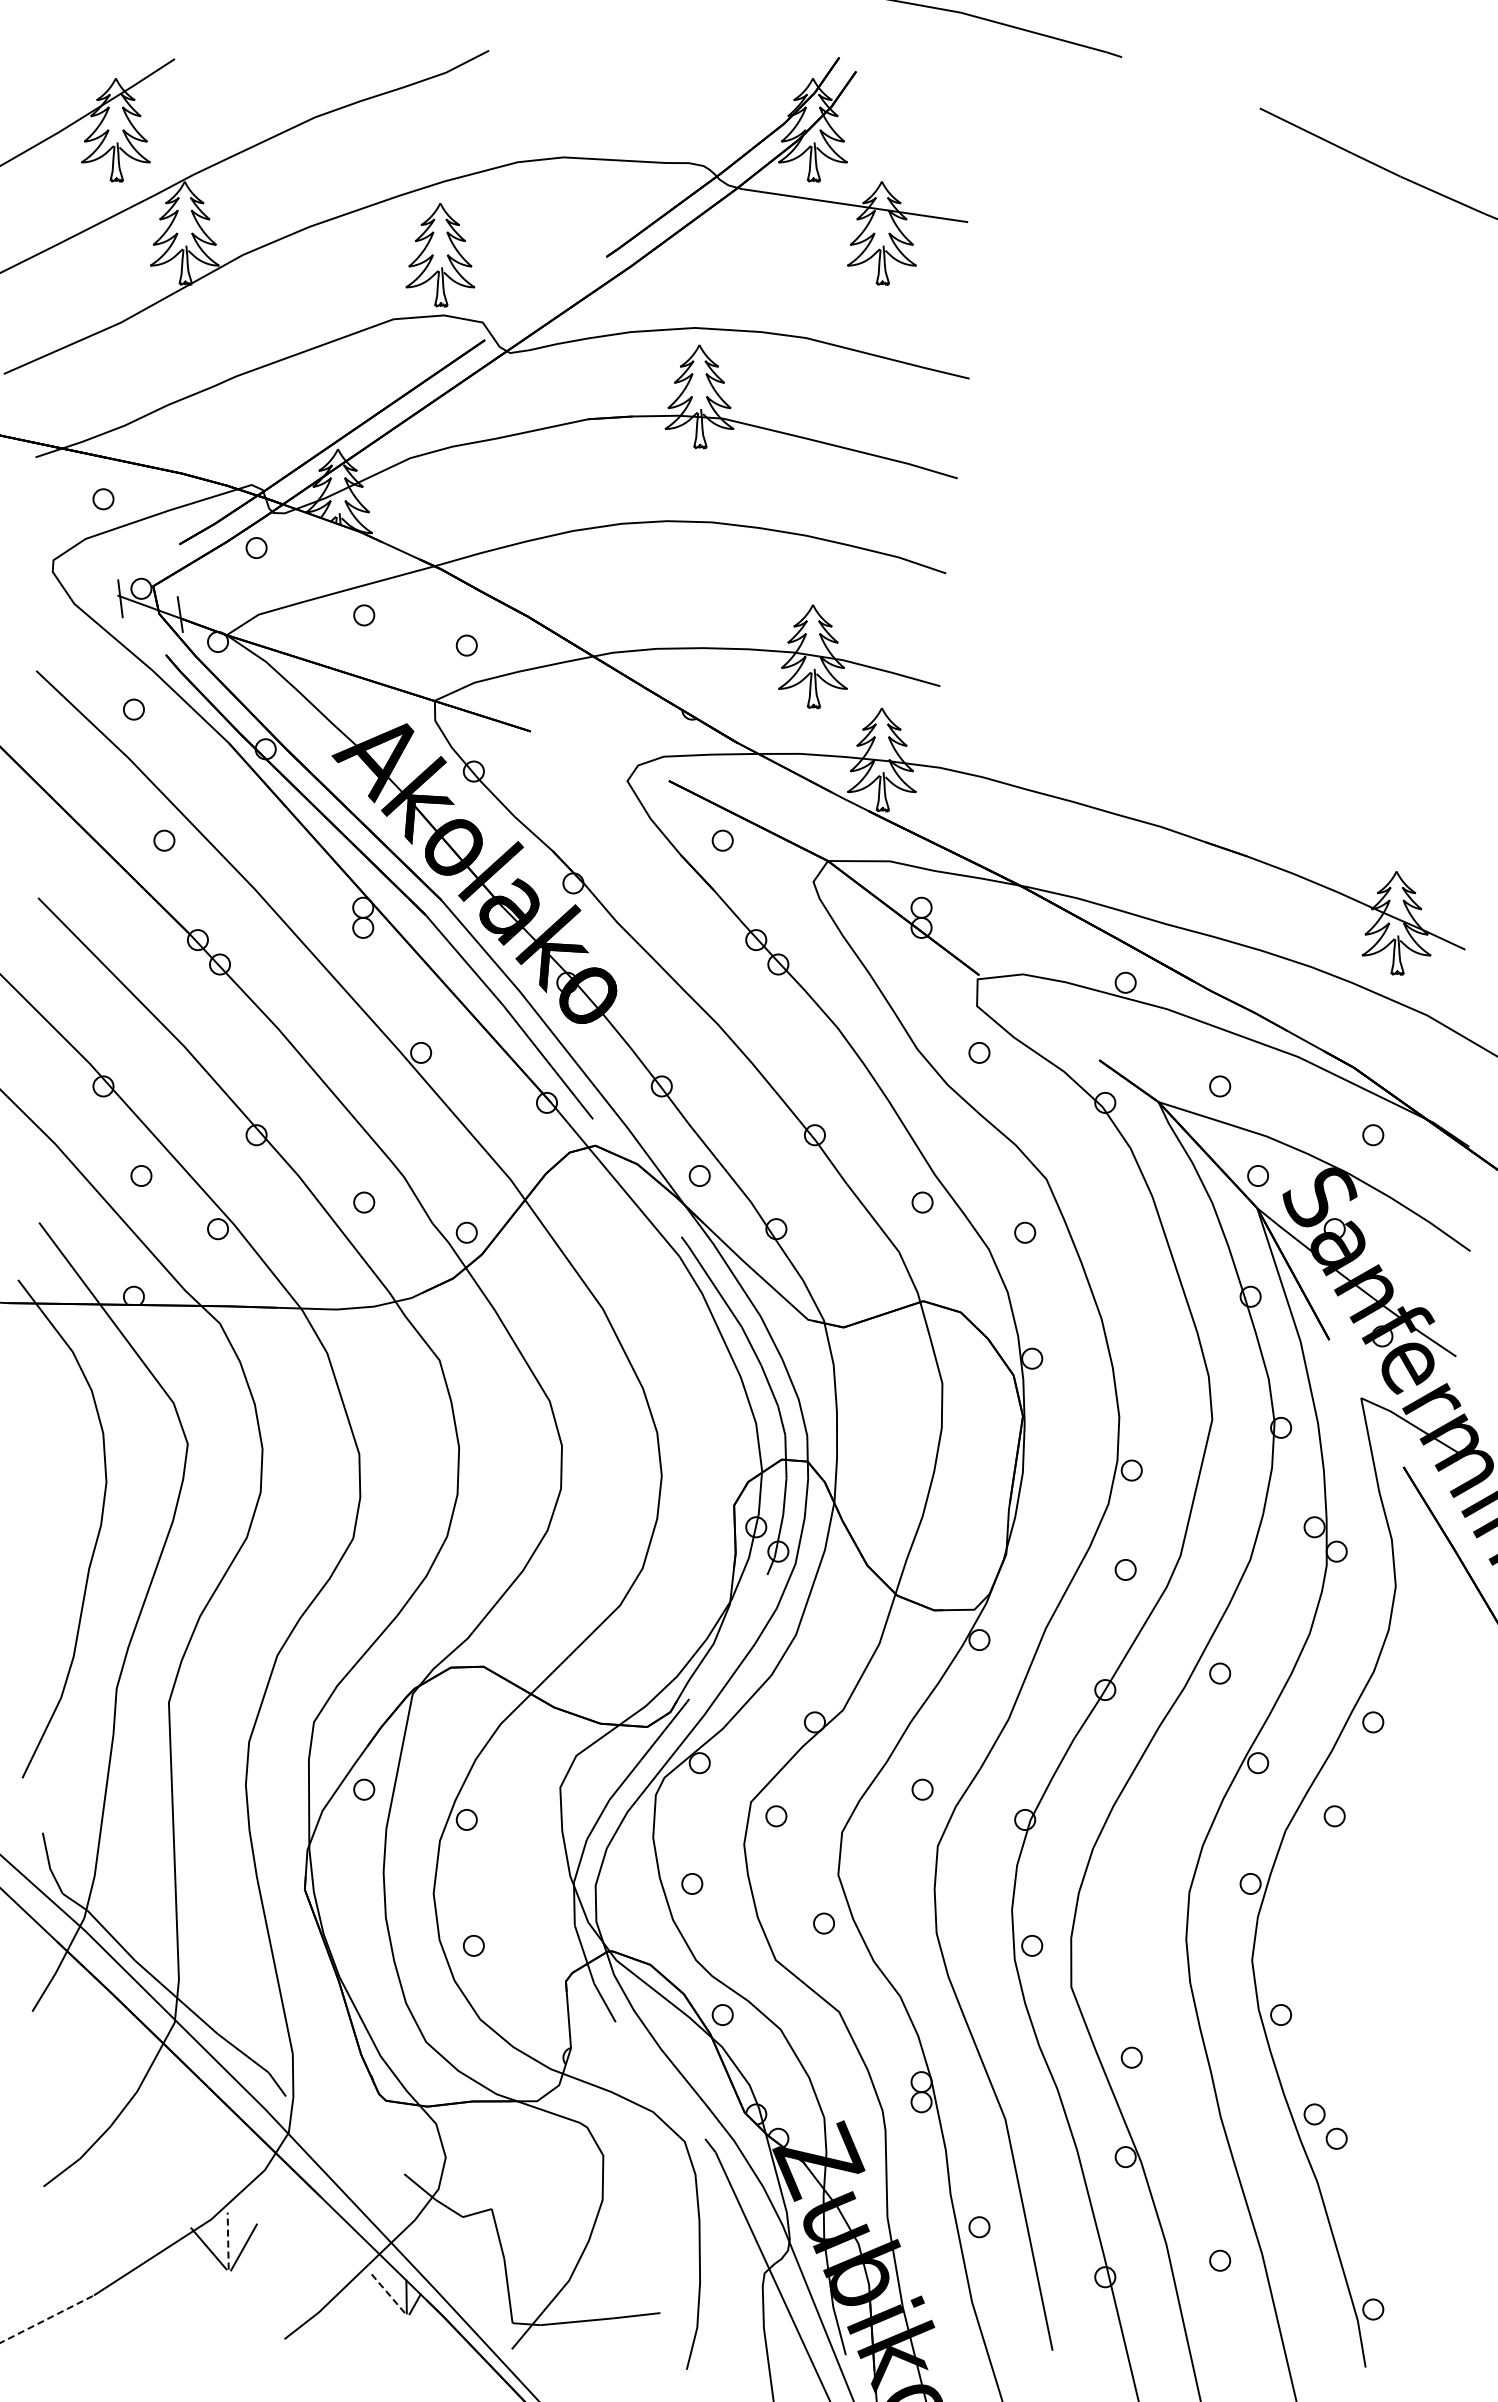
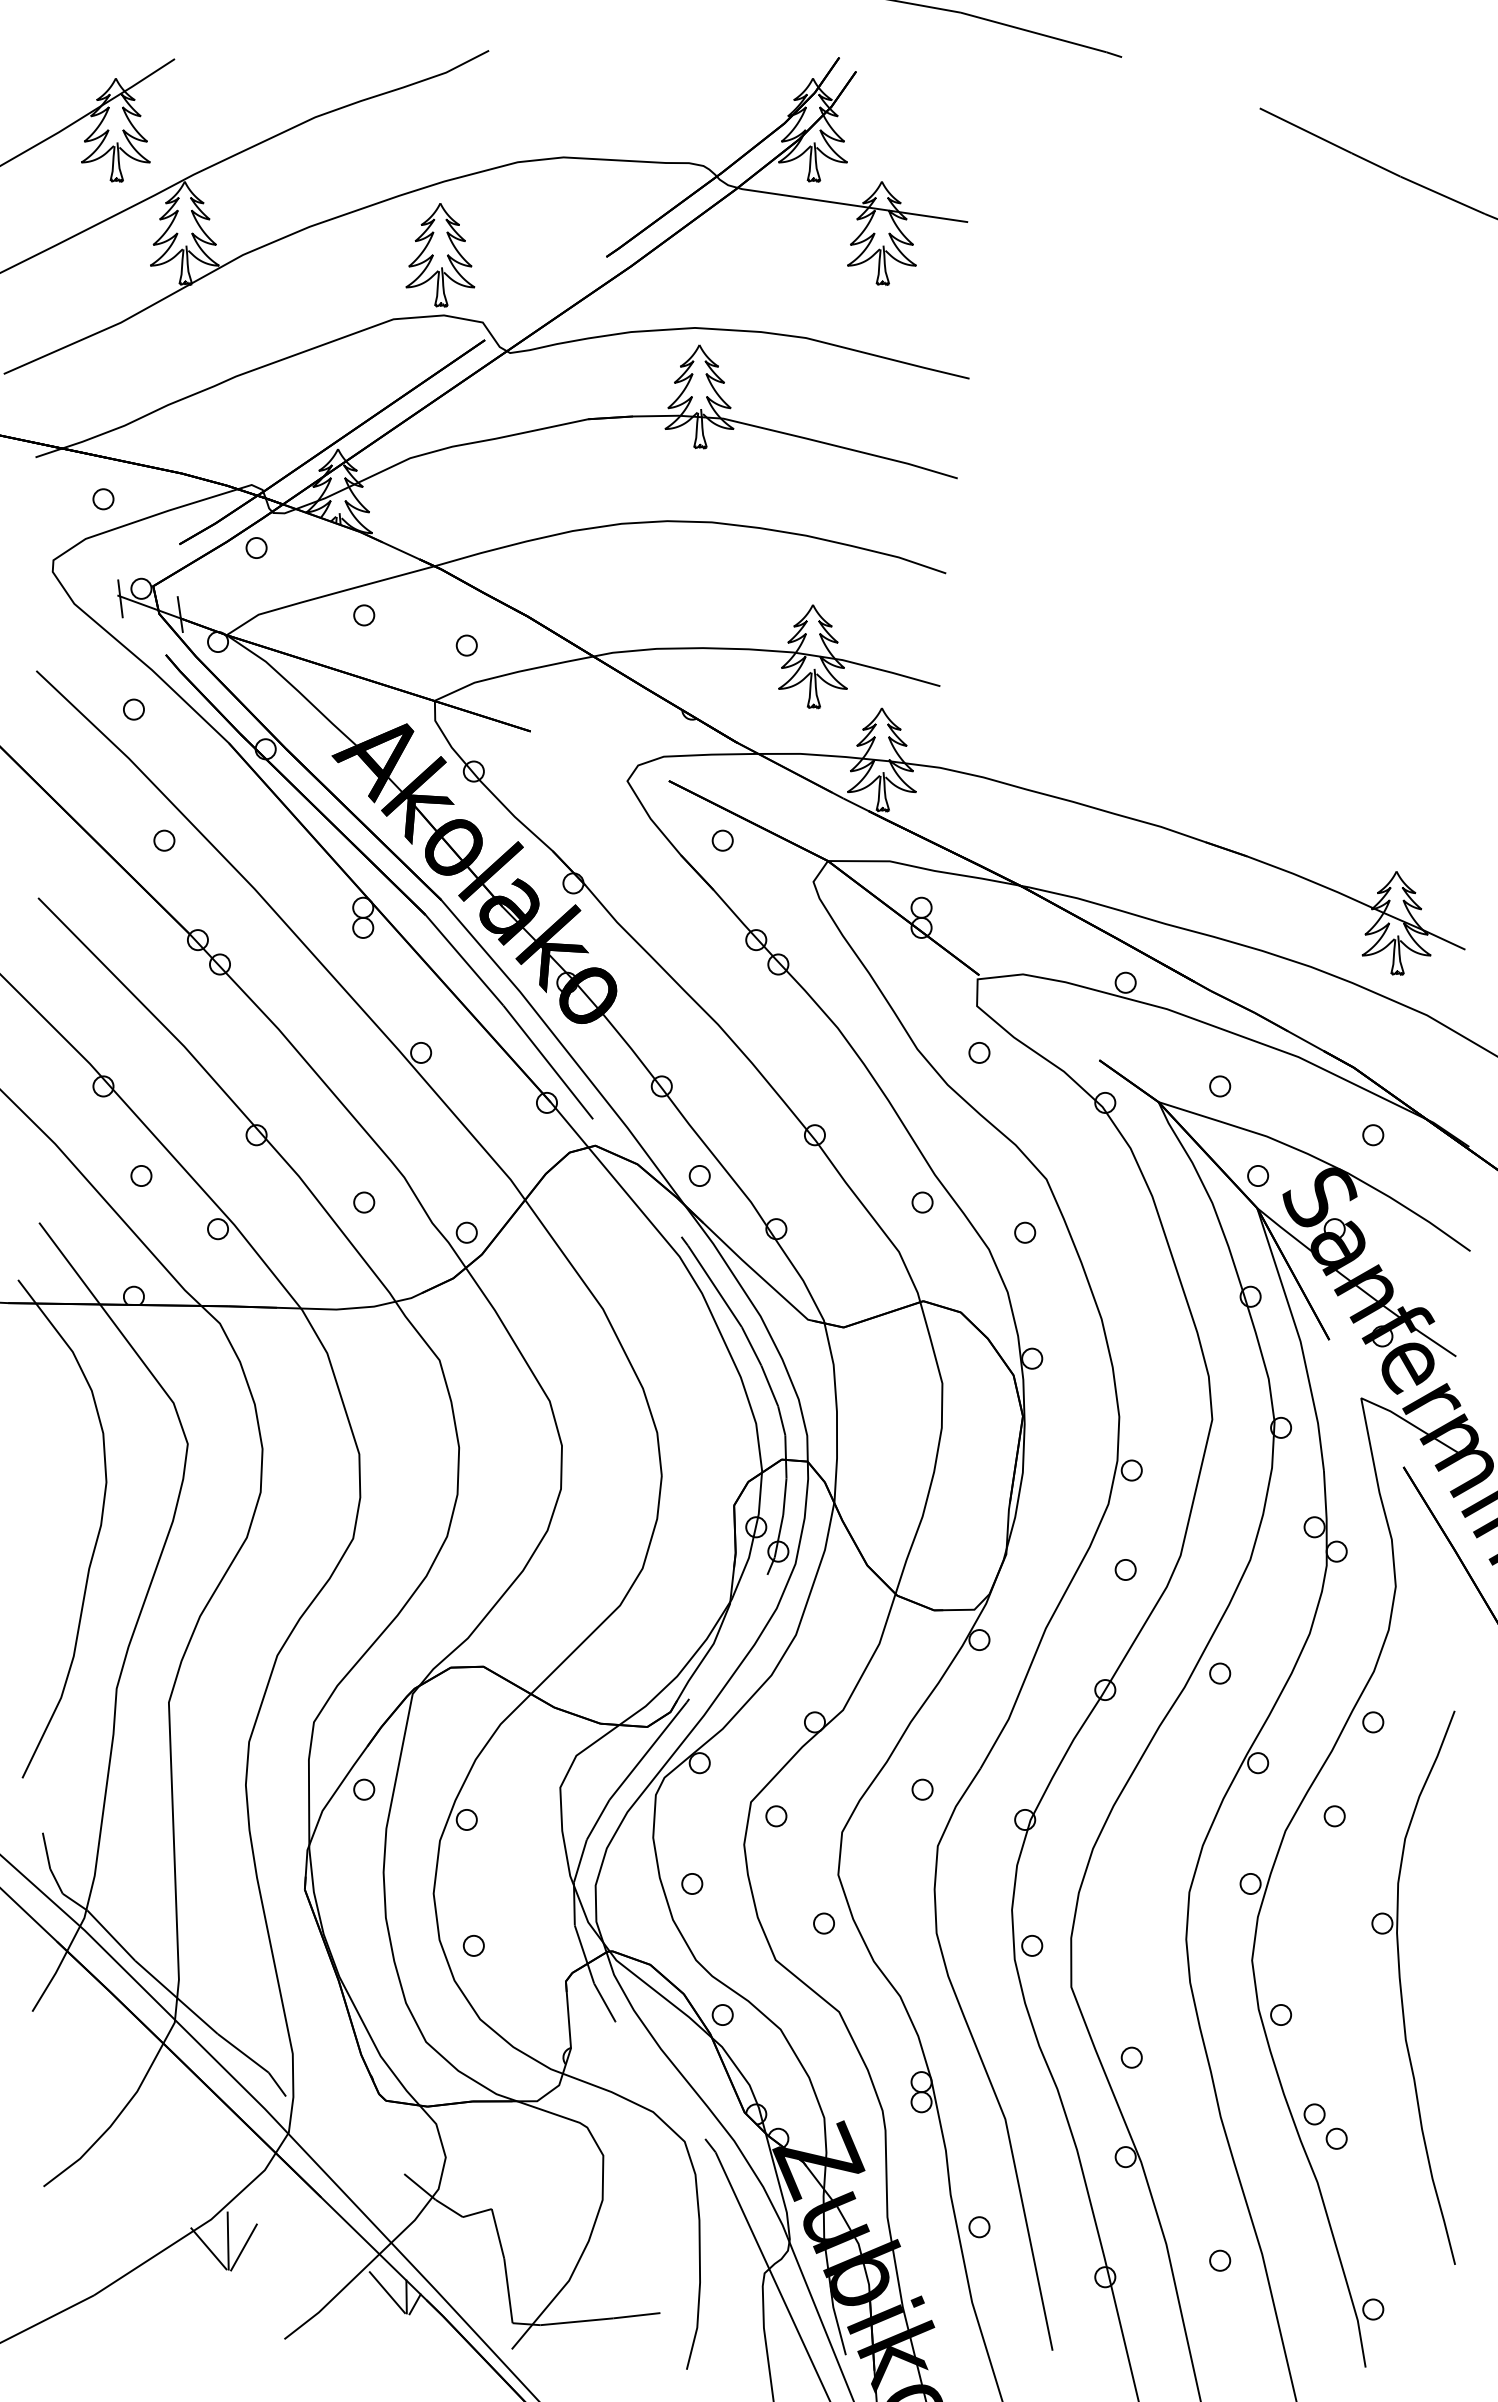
part: none -> present (1401, 1987)
line: dashed -> solid (228, 2241)
line: dashed -> solid (387, 2292)
line: dashed -> solid (47, 2318)
